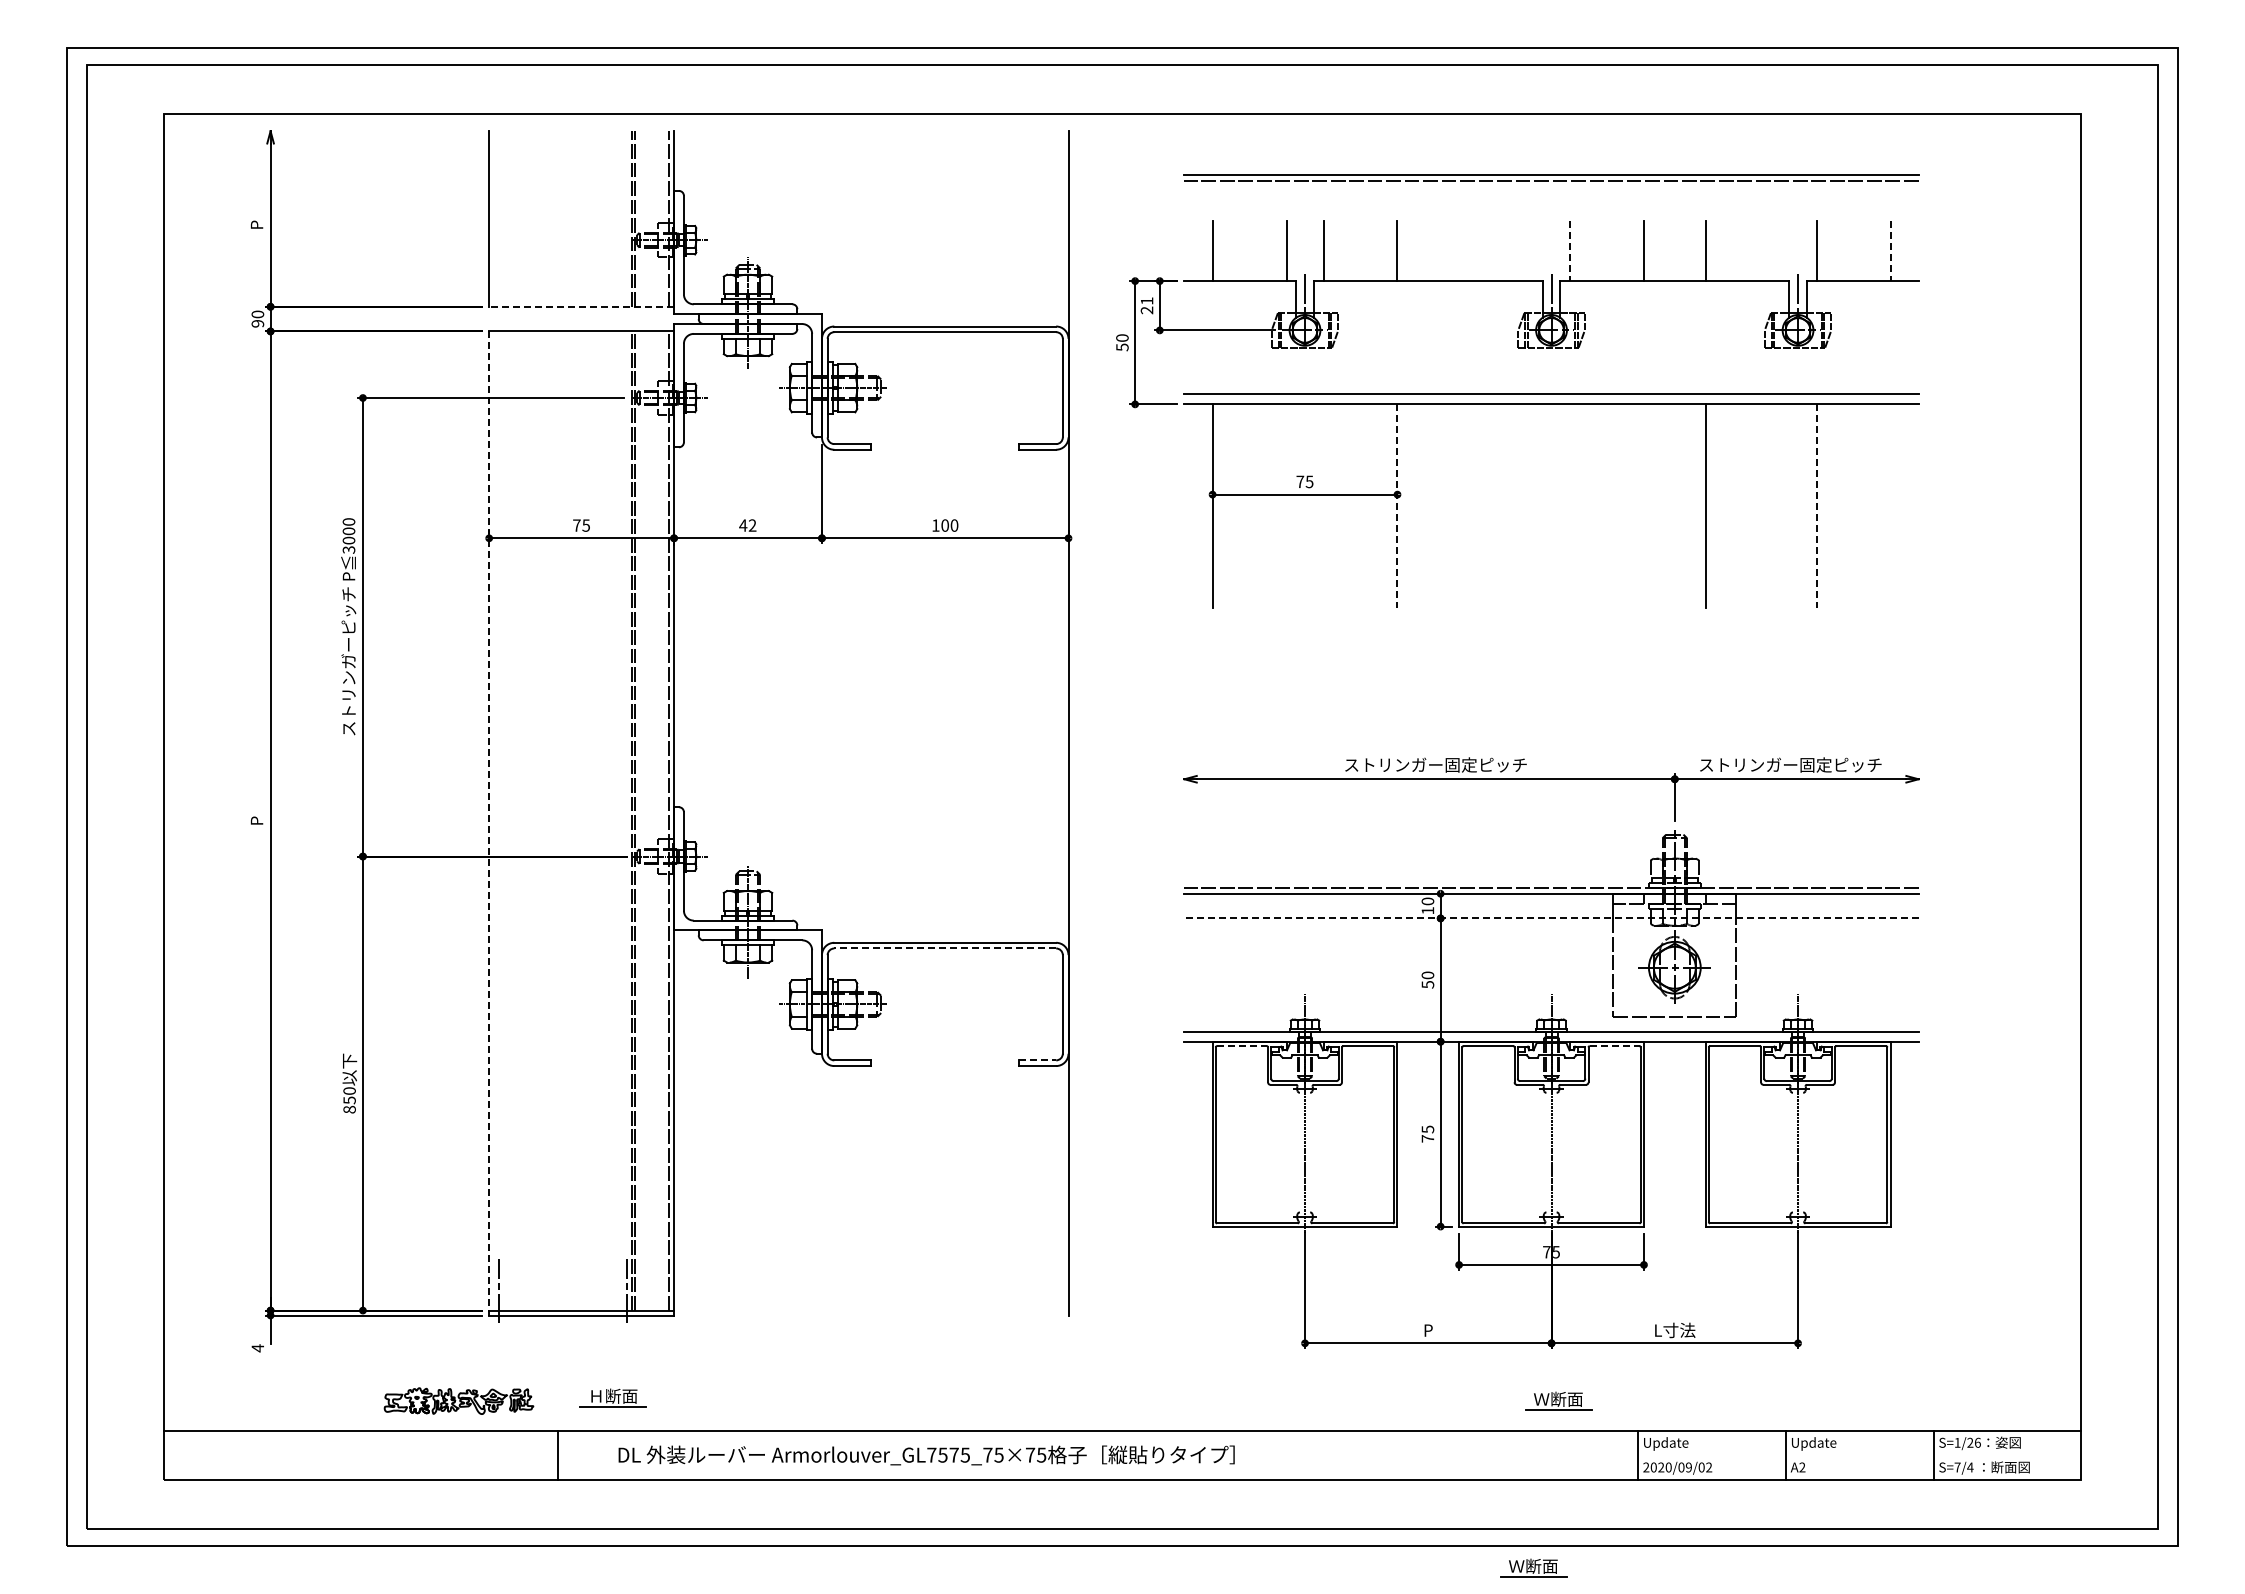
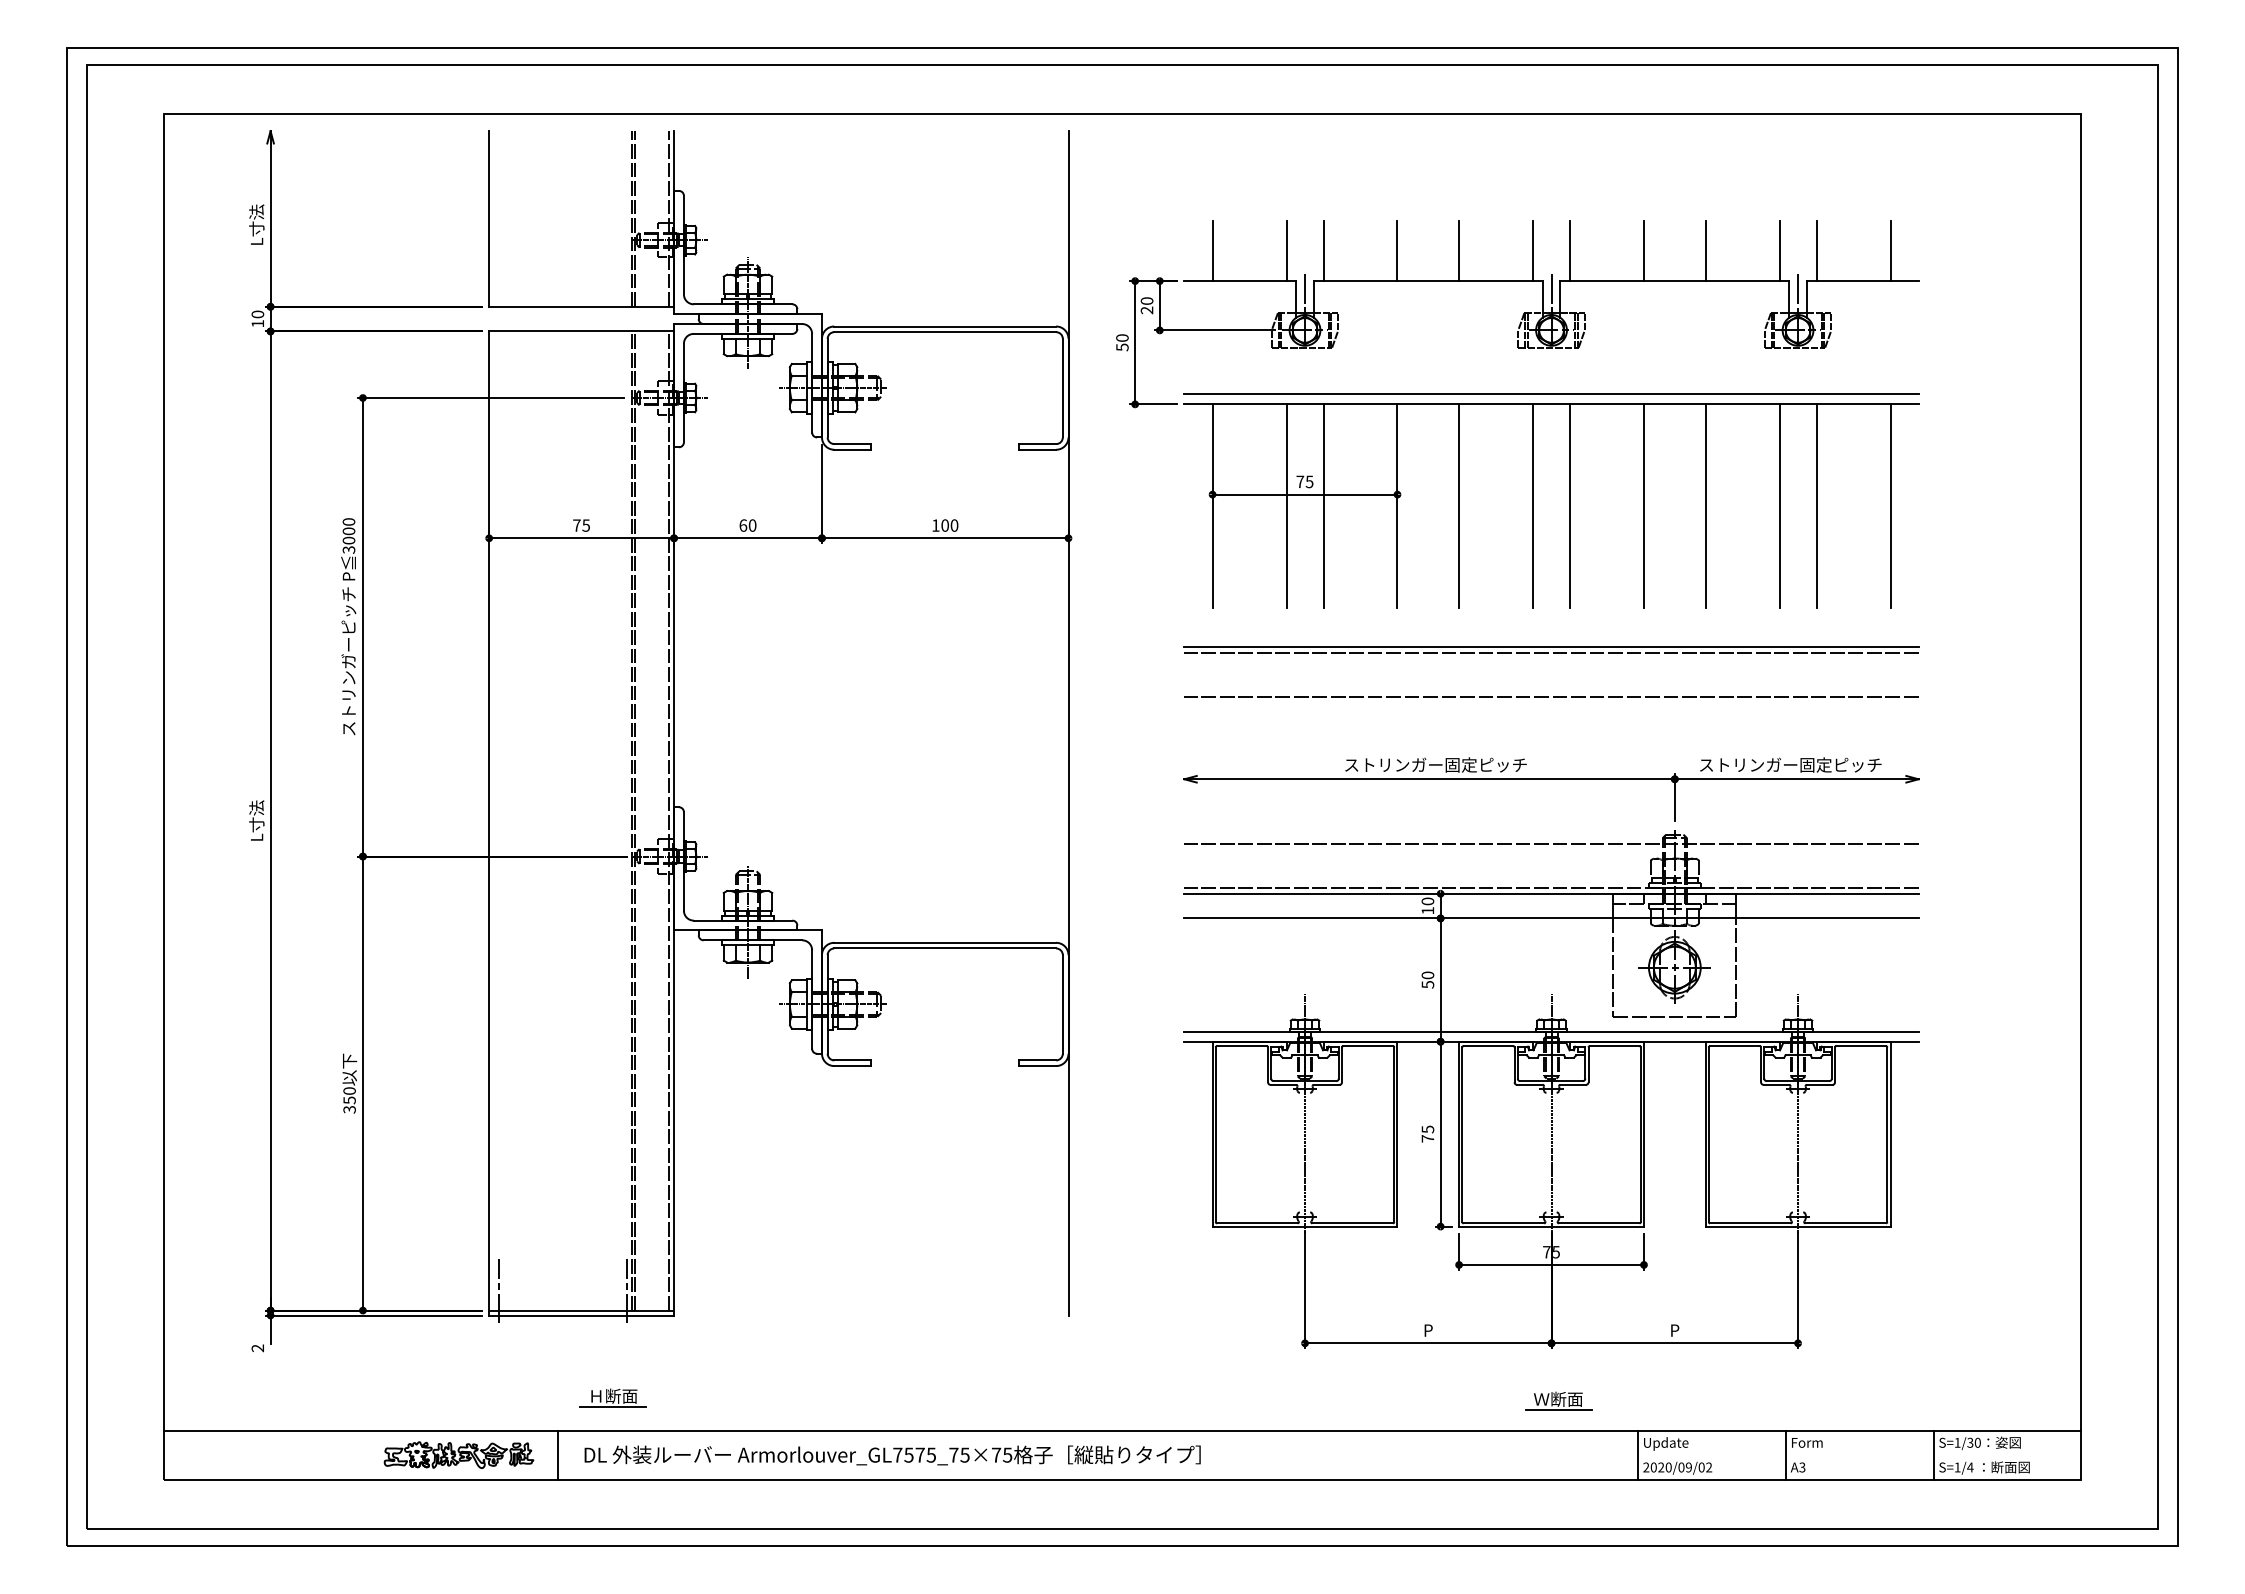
part position: (1551, 177) -> (1551, 649) (1551, 649)
text: P -> L寸法 (256, 224)
line: none -> present (1459, 251)
line: none -> present (1533, 251)
line: dashed -> solid (1570, 251)
line: none -> present (1779, 251)
line: dashed -> solid (1890, 251)
text: 21 -> 20 (1146, 300)
line: dashed -> solid (581, 306)
text: 90 -> 10 (257, 323)
line: none -> present (1286, 505)
line: none -> present (1323, 505)
line: none -> present (1459, 505)
line: none -> present (1533, 505)
line: none -> present (1570, 505)
line: none -> present (1643, 505)
line: none -> present (1779, 505)
line: none -> present (1890, 505)
line: dashed -> solid (1397, 506)
line: dashed -> solid (1816, 506)
text: 42 -> 60 (747, 525)
line: none -> present (1551, 696)
text: P -> L寸法 (256, 820)
line: dashed -> solid (489, 823)
line: none -> present (1551, 844)
line: dashed -> solid (1551, 918)
line: dashed -> solid (945, 948)
line: dashed -> solid (1241, 1046)
line: dashed -> solid (1614, 1046)
line: dashed -> solid (1038, 1060)
text: 850 -> 350 (349, 1109)
text: L寸法 -> P (1675, 1330)
text: 4 -> 2 (257, 1348)
part position: (458, 1400) -> (458, 1454) (458, 1454)
text: S=1/26 -> S=1/30 (1973, 1442)
text: Update -> Form (1814, 1443)
text position: (926, 1455) -> (892, 1455) (892, 1455)
text: A2 -> A3 (1802, 1467)
text: S=7/4 -> S=1/4 (1957, 1467)
part: present -> none (1533, 1567)
